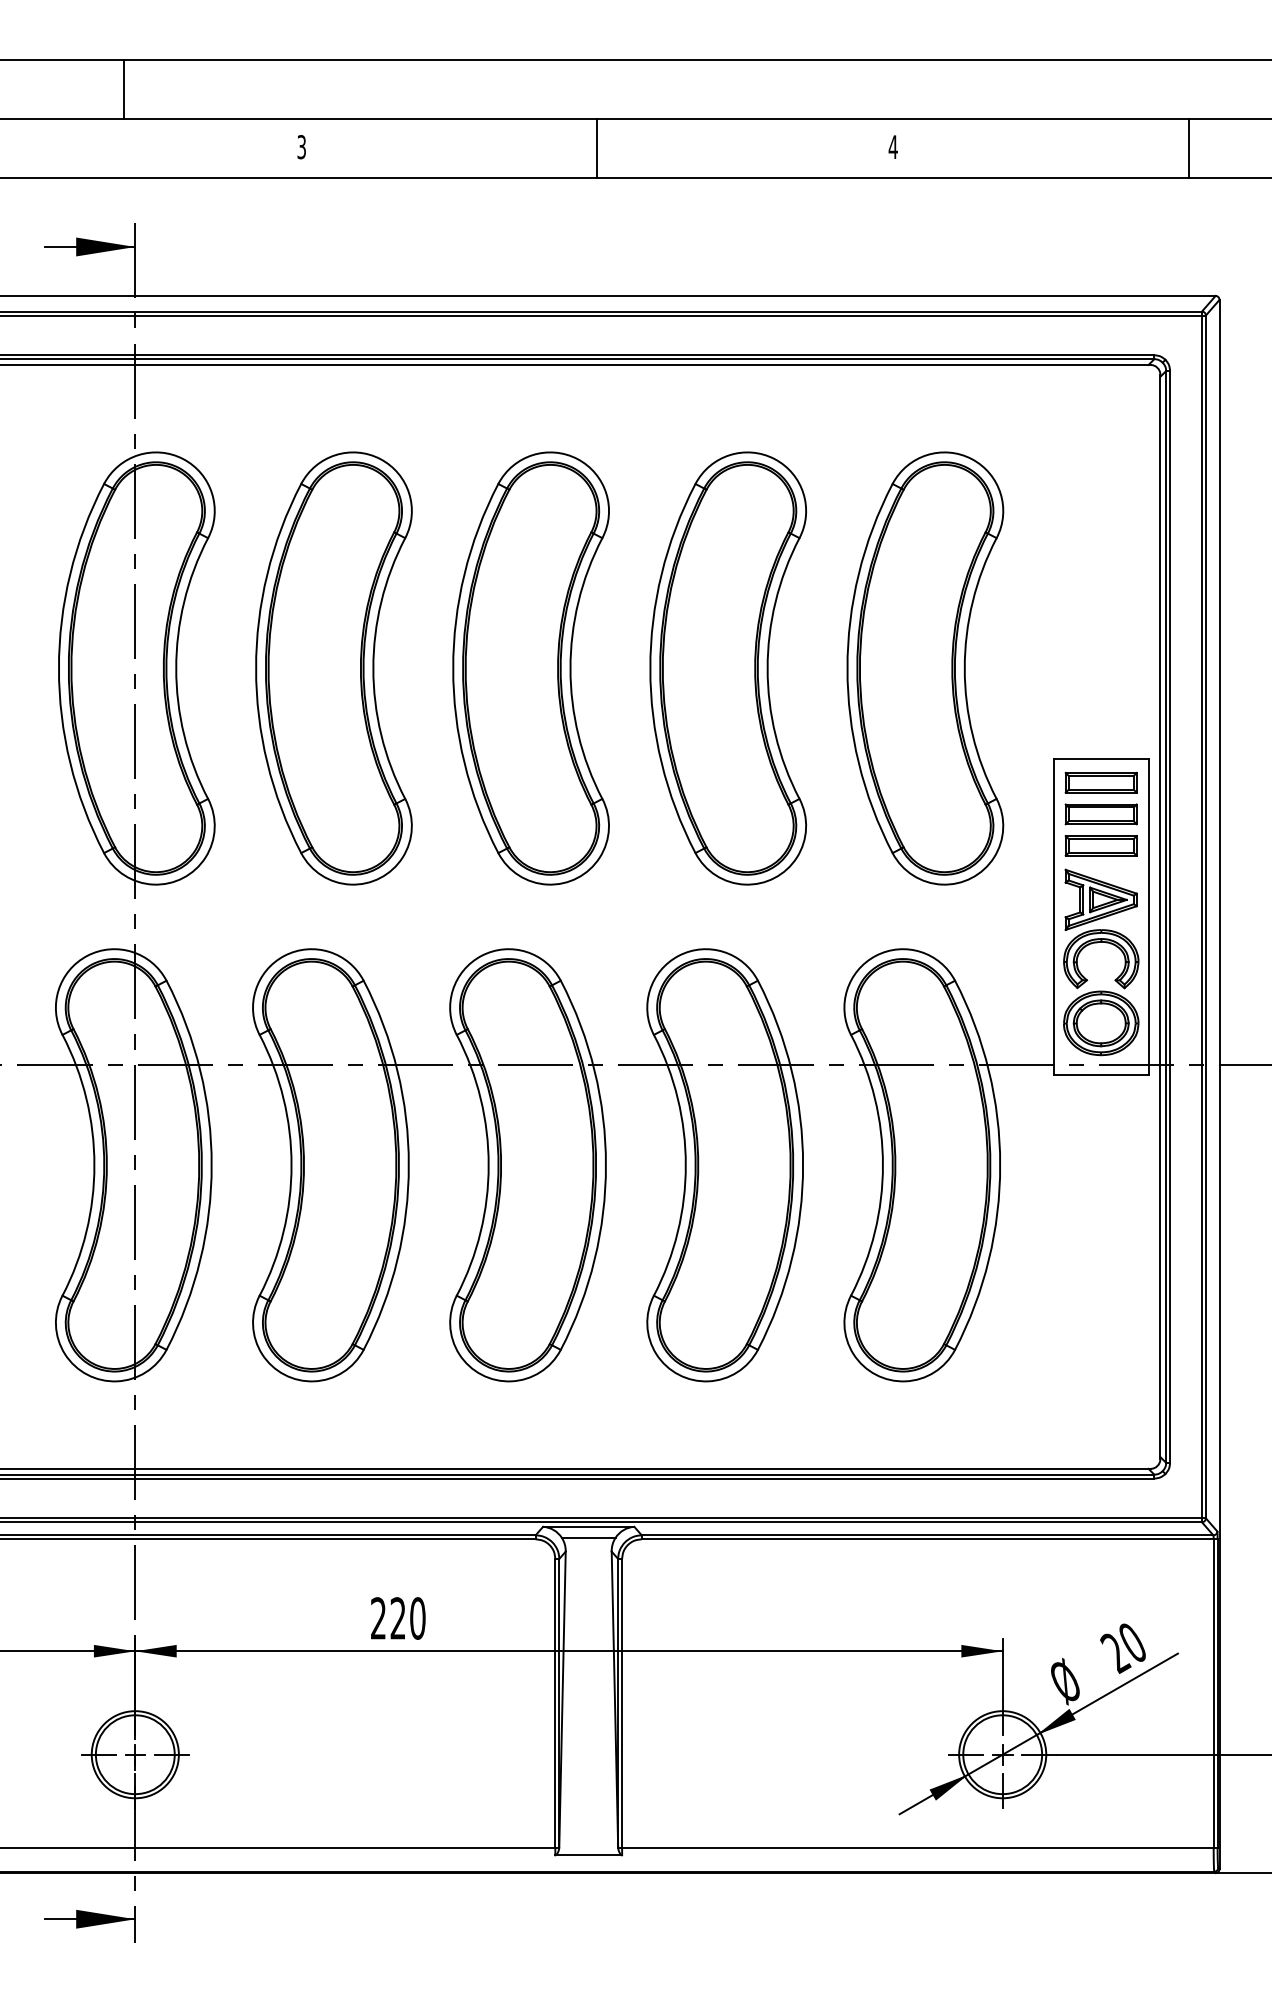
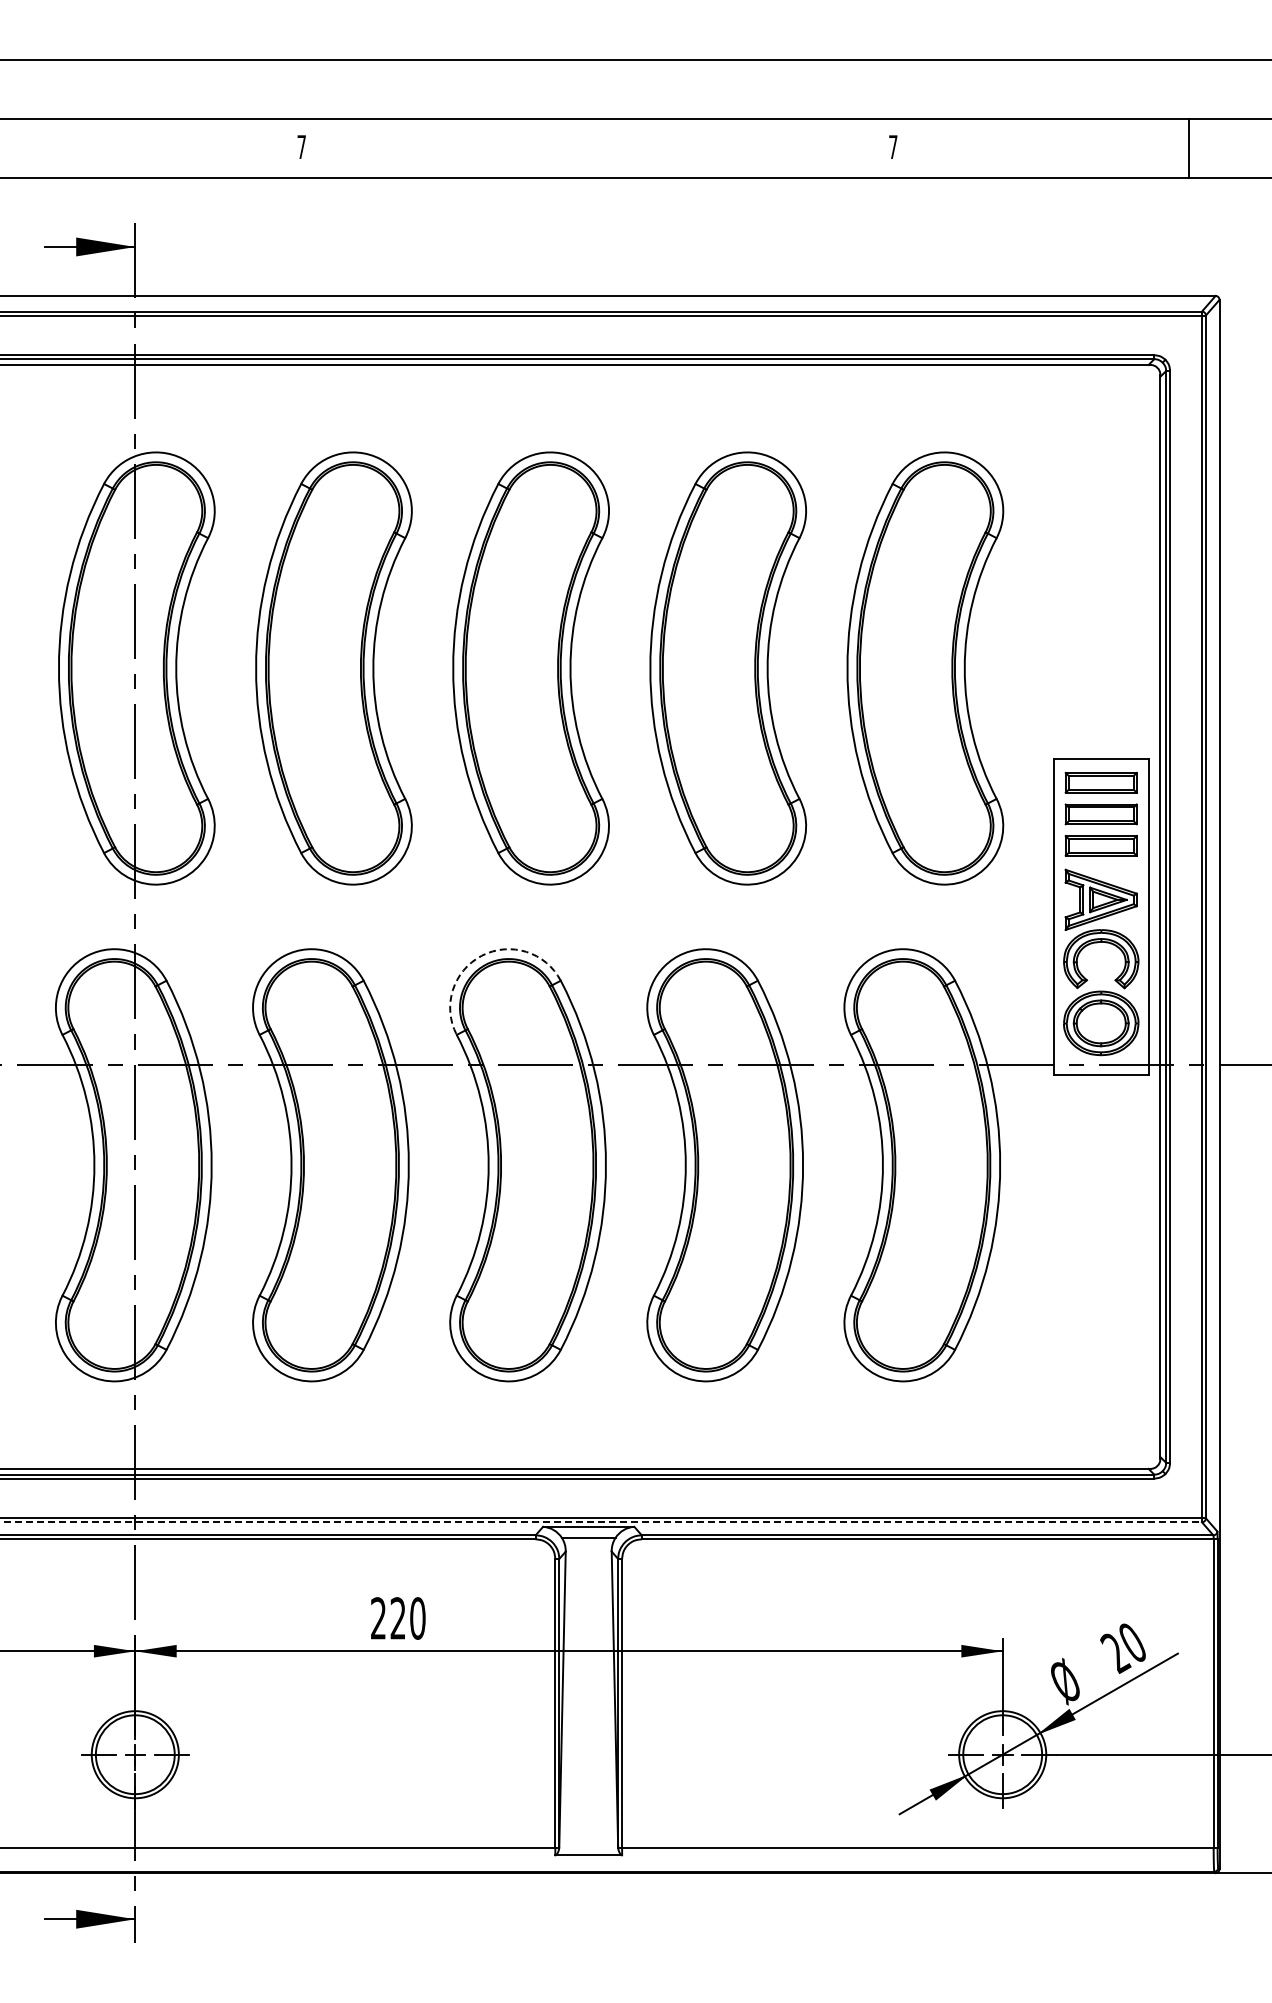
line: present -> none (124, 89)
text: 4 -> 7 (892, 146)
text: 3 -> 7 (301, 147)
line: present -> none (597, 148)
arc: solid -> dashed (481, 955)
line: solid -> dashed (601, 1522)
